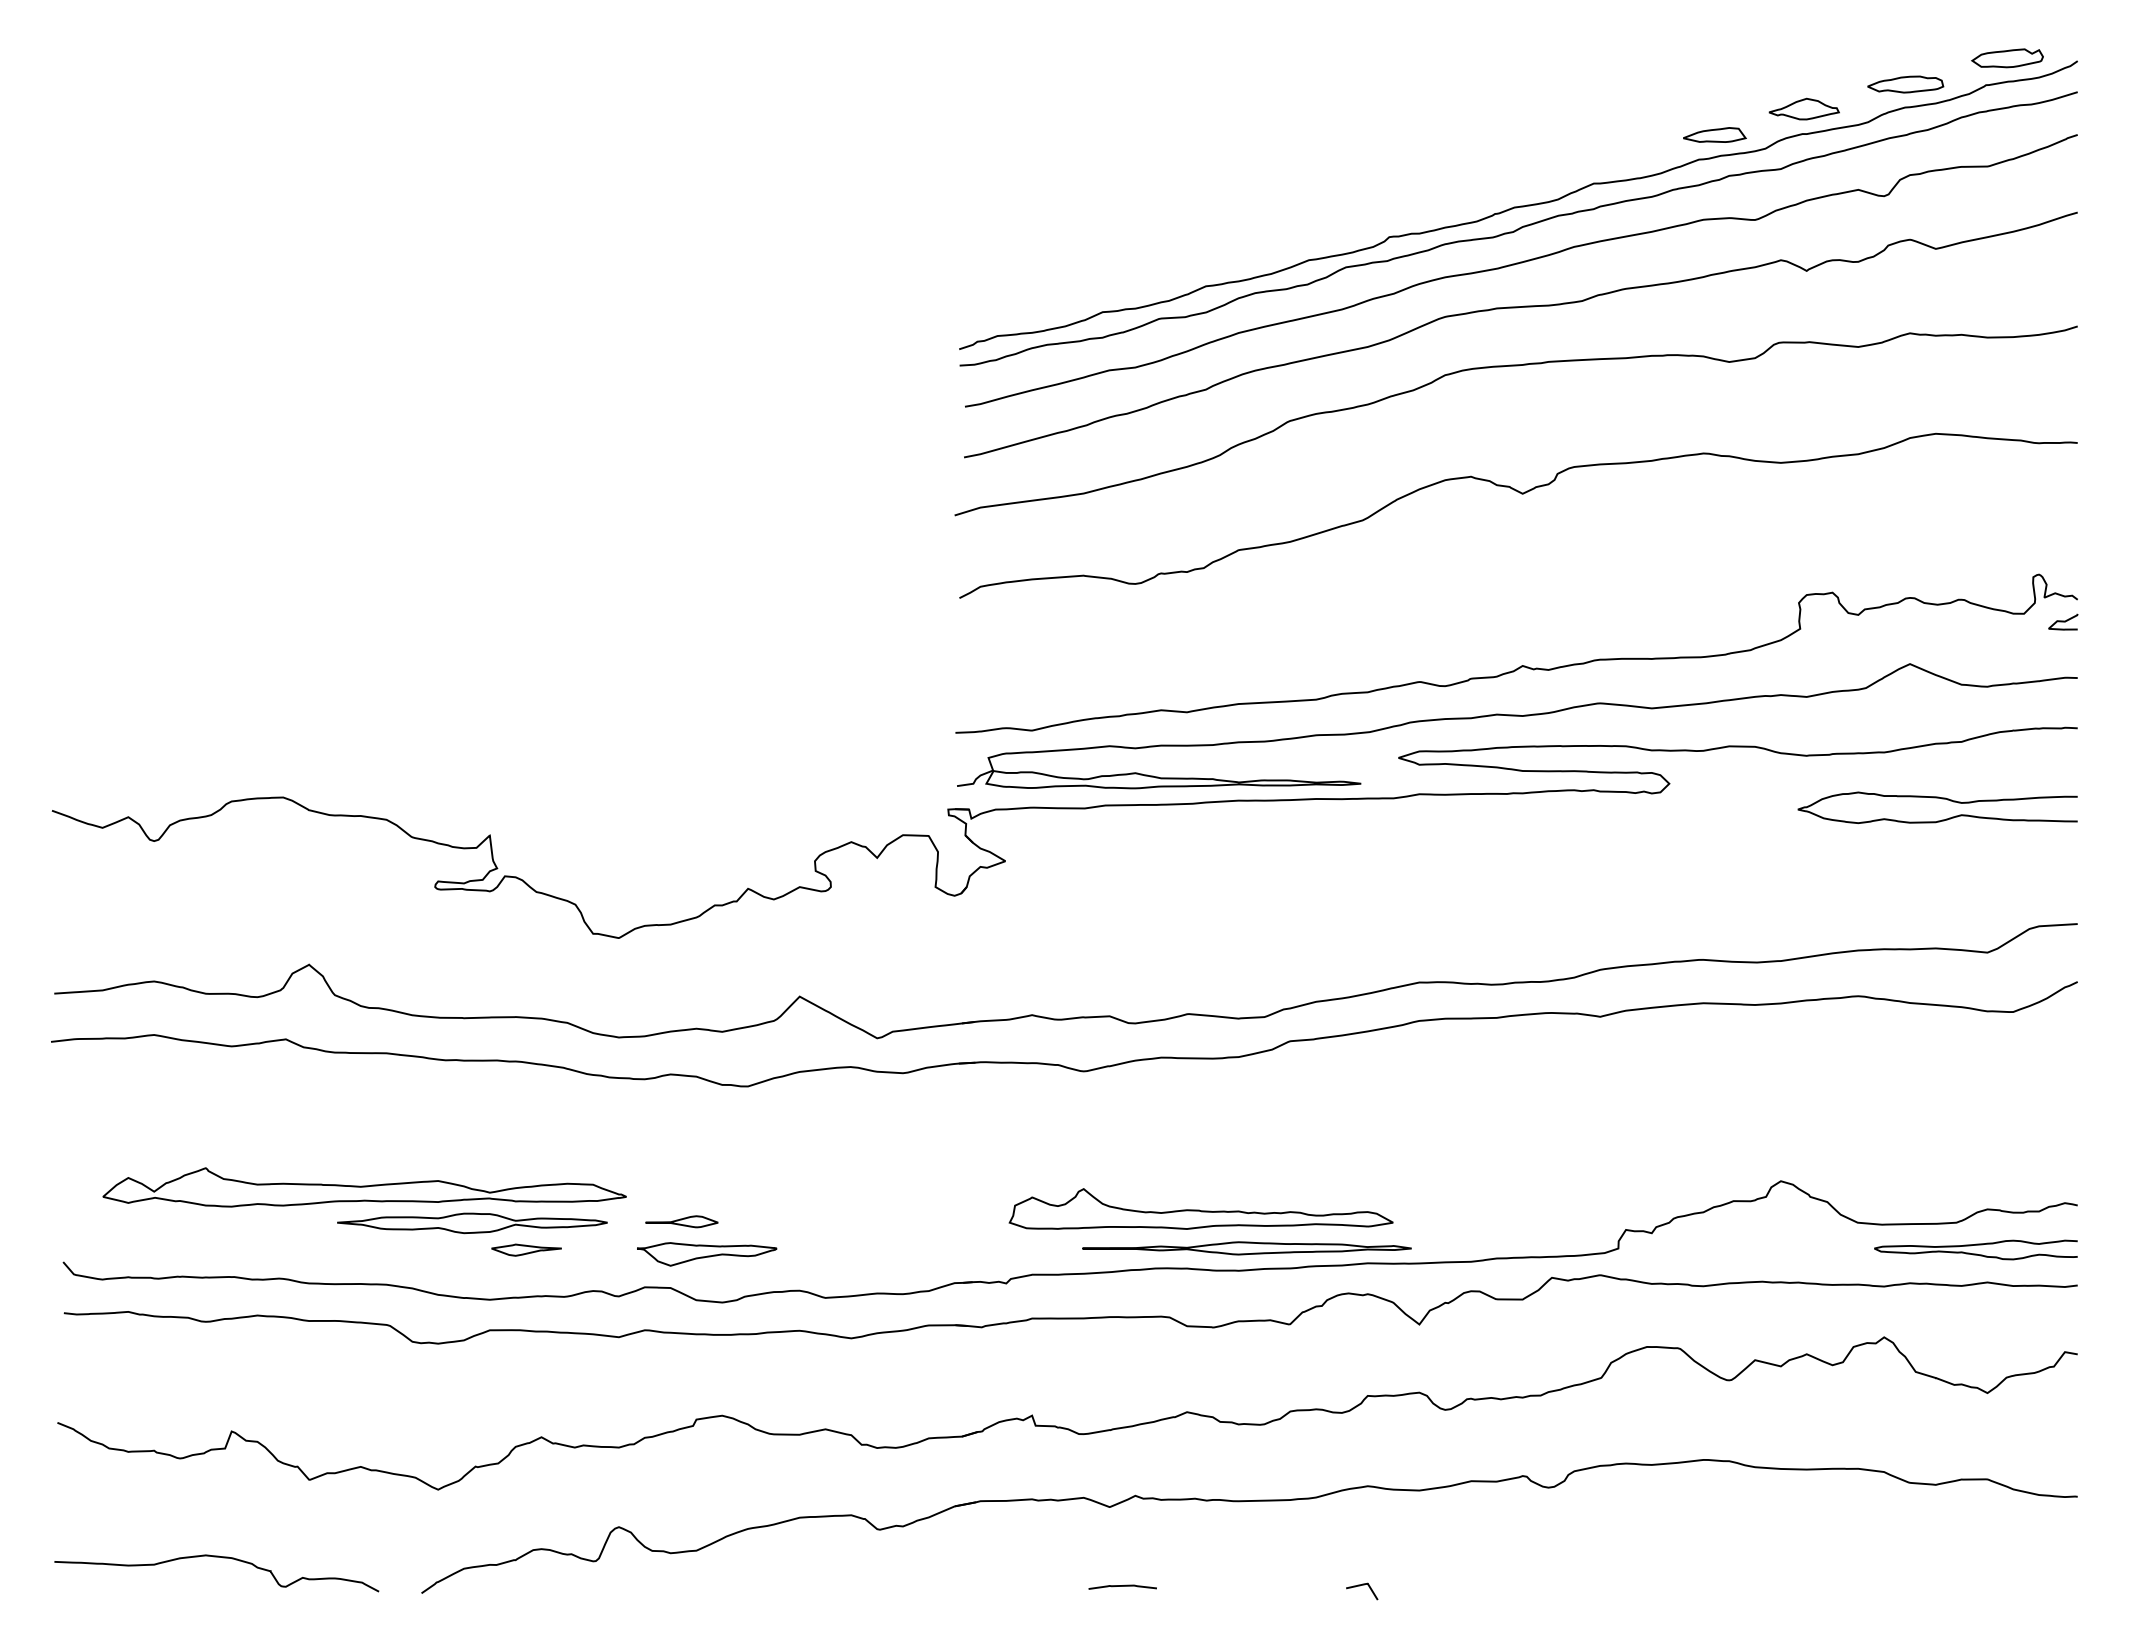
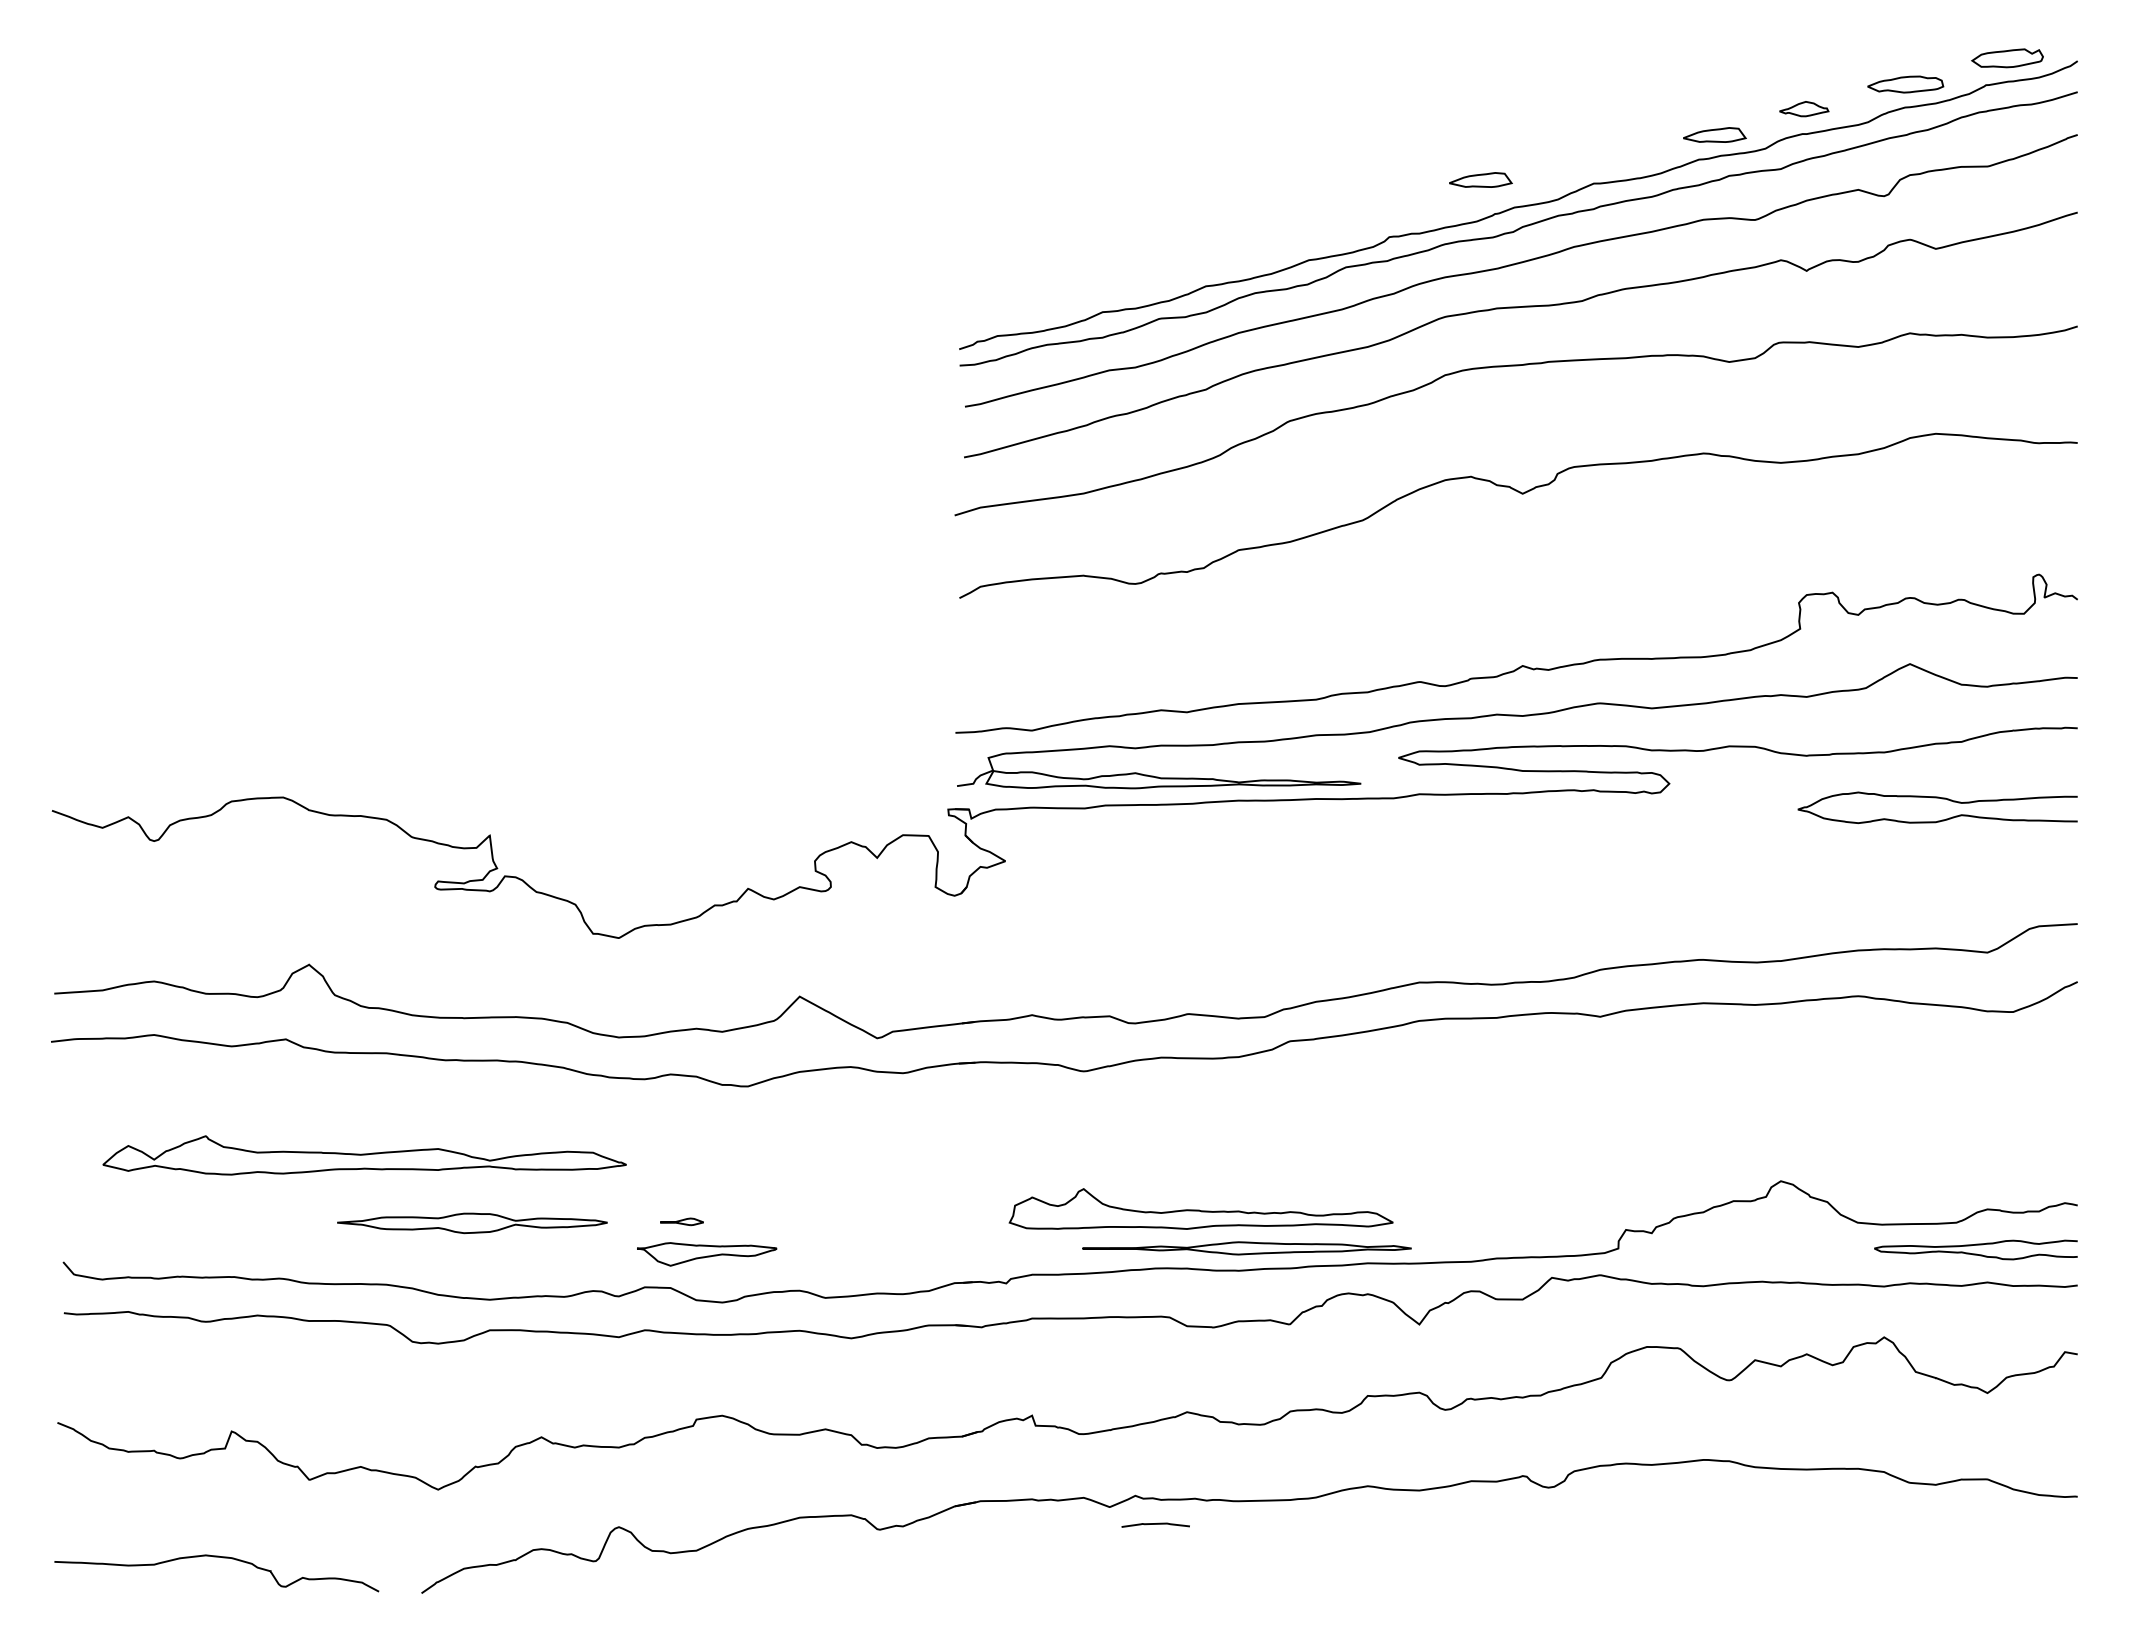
part size: 72x24 px -> 51x17 px (1804, 109)
part: none -> present (1480, 179)
curve: present -> none (2063, 621)
part position: (364, 1187) -> (364, 1155) (364, 1155)
part size: 74x14 px -> 44x10 px (681, 1221)
part: present -> none (526, 1249)
curve position: (1122, 1586) -> (1155, 1524) (1155, 1524)
curve: present -> none (1360, 1586)
